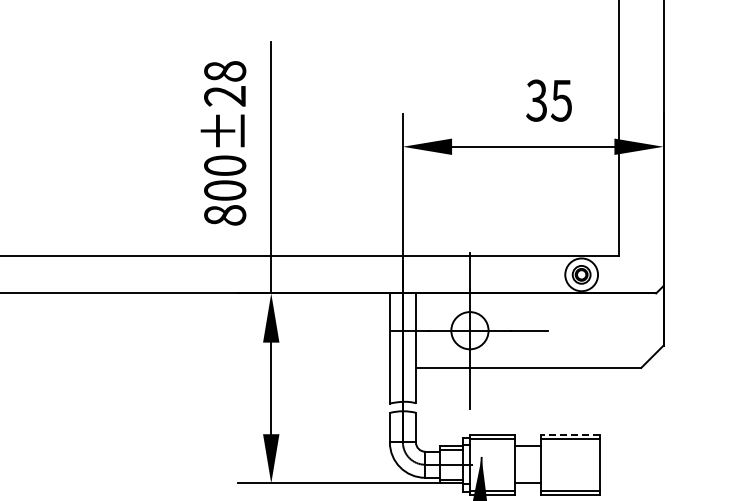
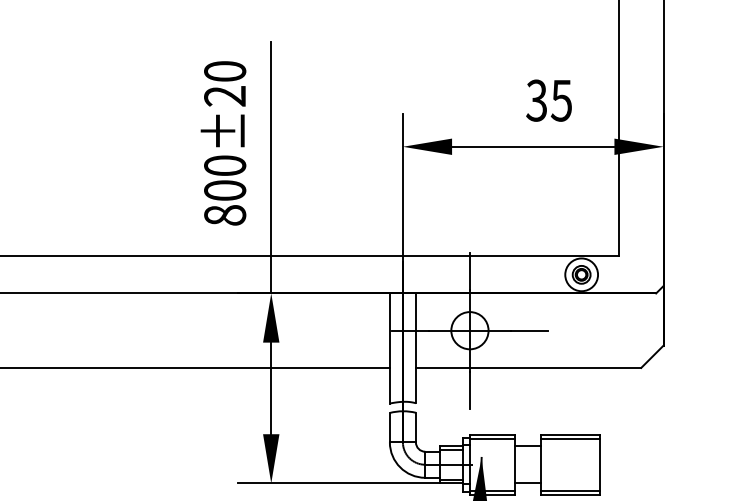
text: 800±28 -> 800±20 (225, 71)
line: none -> present (195, 367)
line: dashed -> solid (570, 434)
